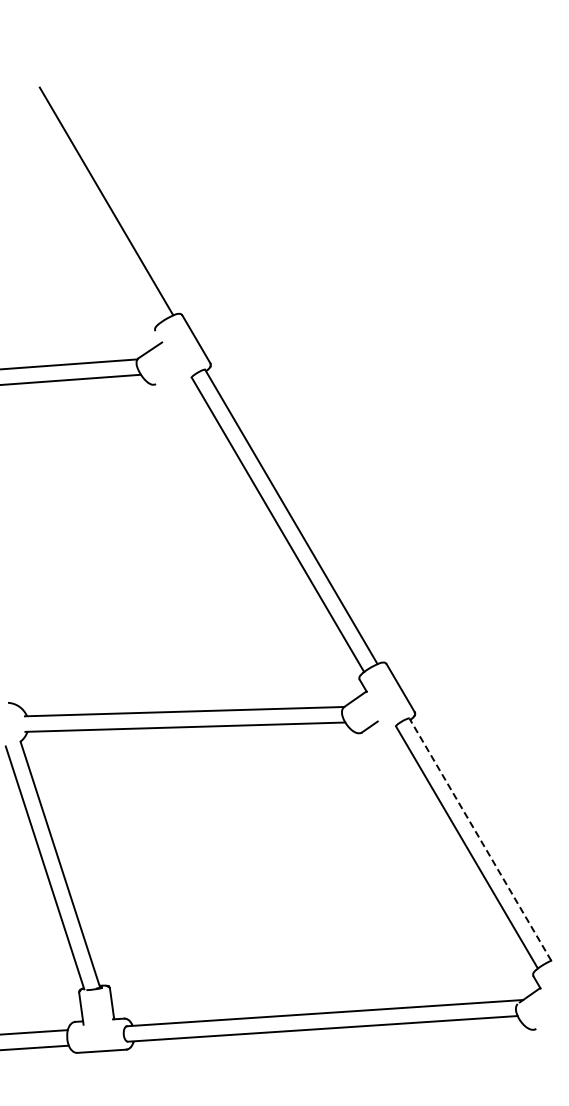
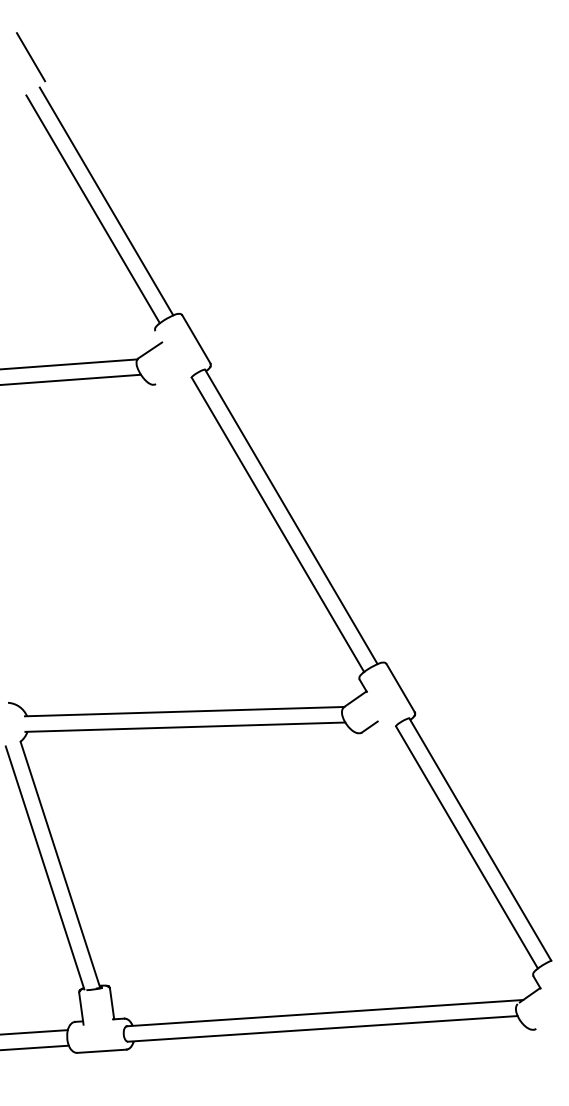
line: none -> present (30, 57)
line: none -> present (92, 209)
line: dashed -> solid (480, 839)
